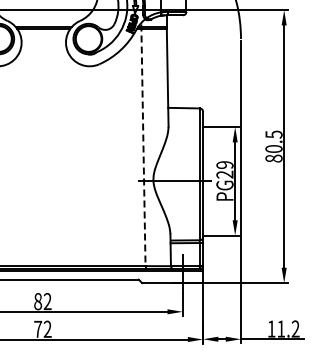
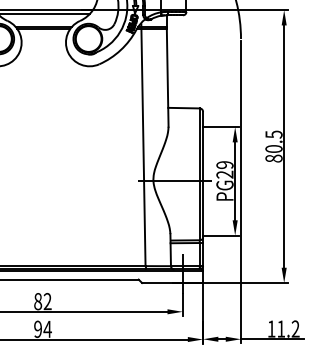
line: none -> present (46, 13)
line: dashed -> solid (143, 145)
text: 72 -> 94 (42, 329)
